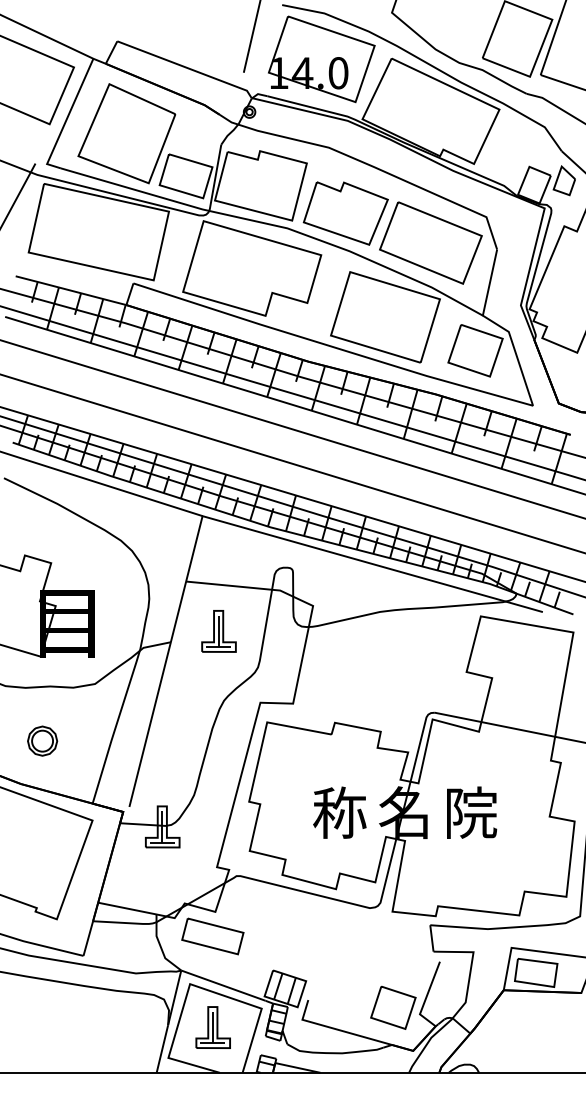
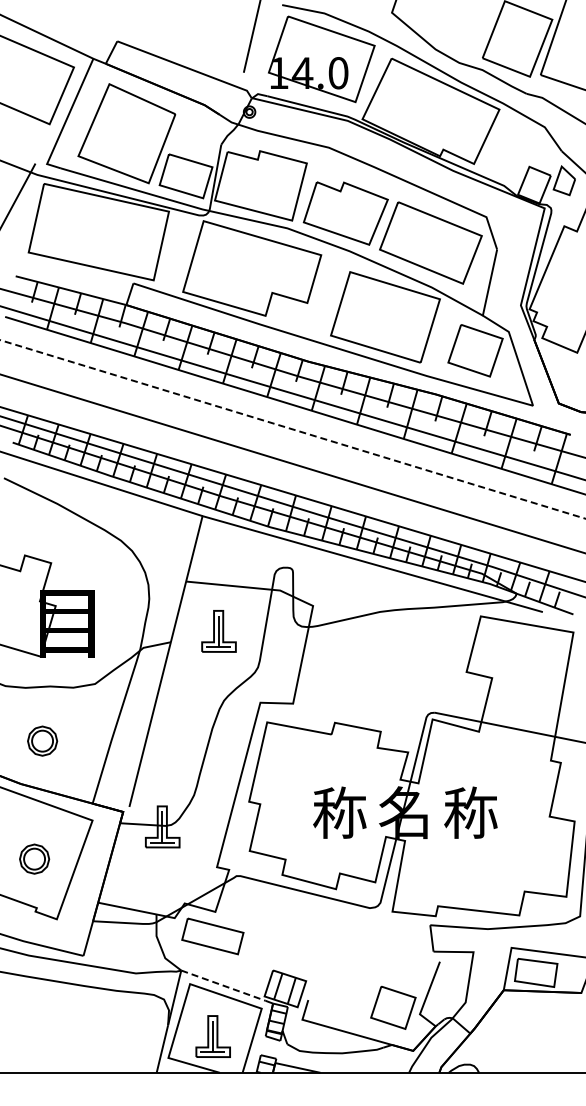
line: solid -> dashed (293, 429)
text: 院 -> 称 (470, 812)
part: none -> present (34, 858)
line: solid -> dashed (223, 985)
part position: (212, 1027) -> (212, 1036) (212, 1036)
